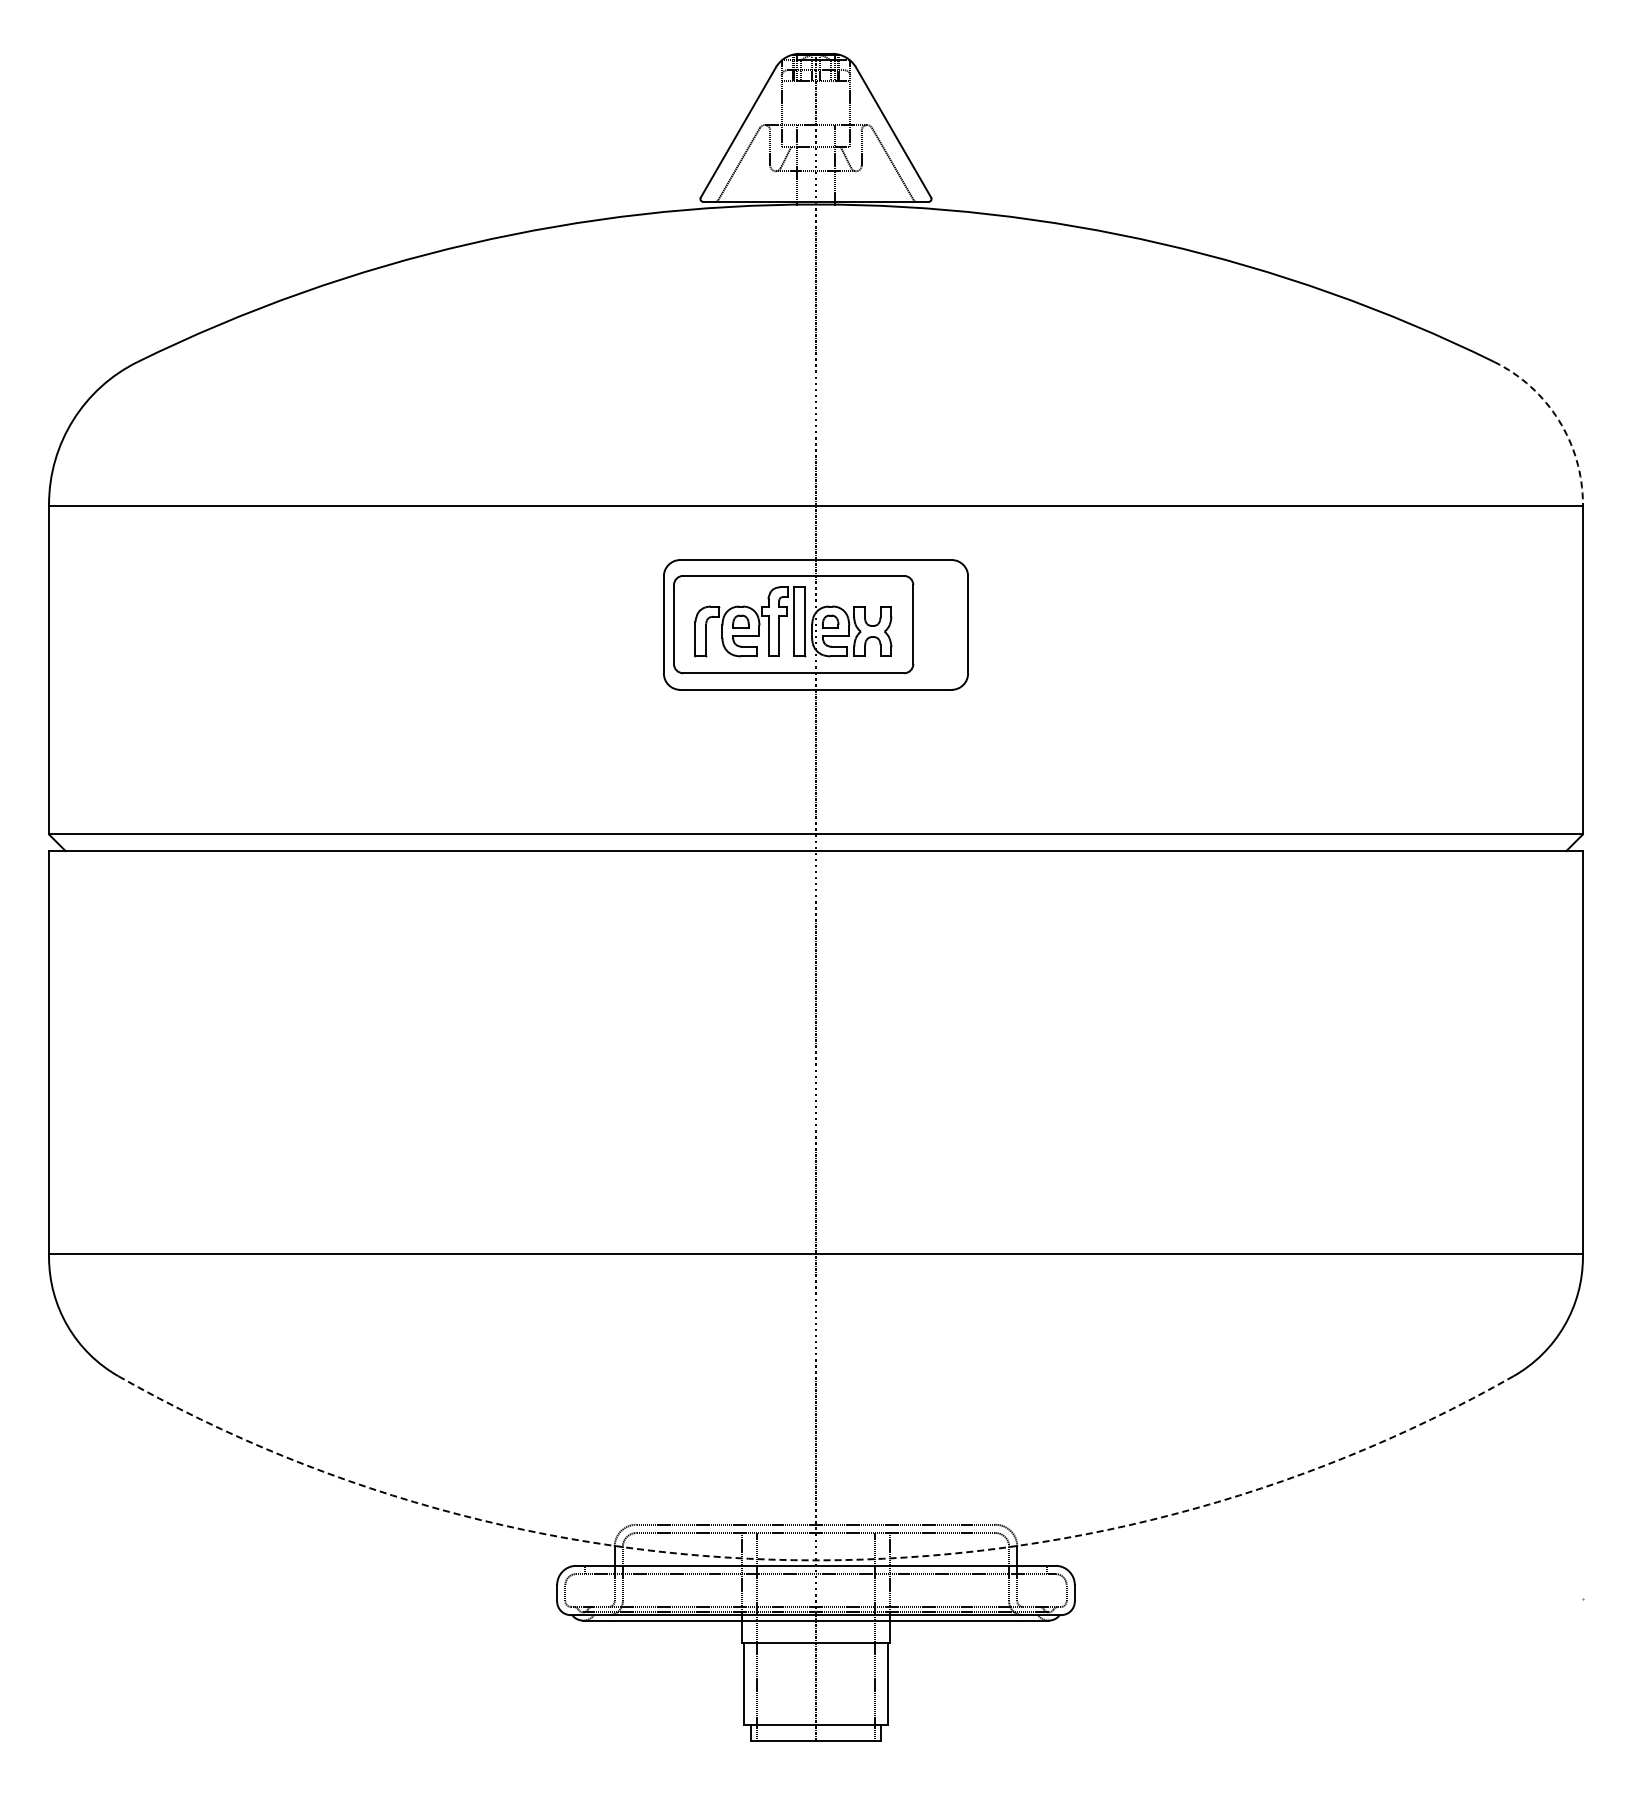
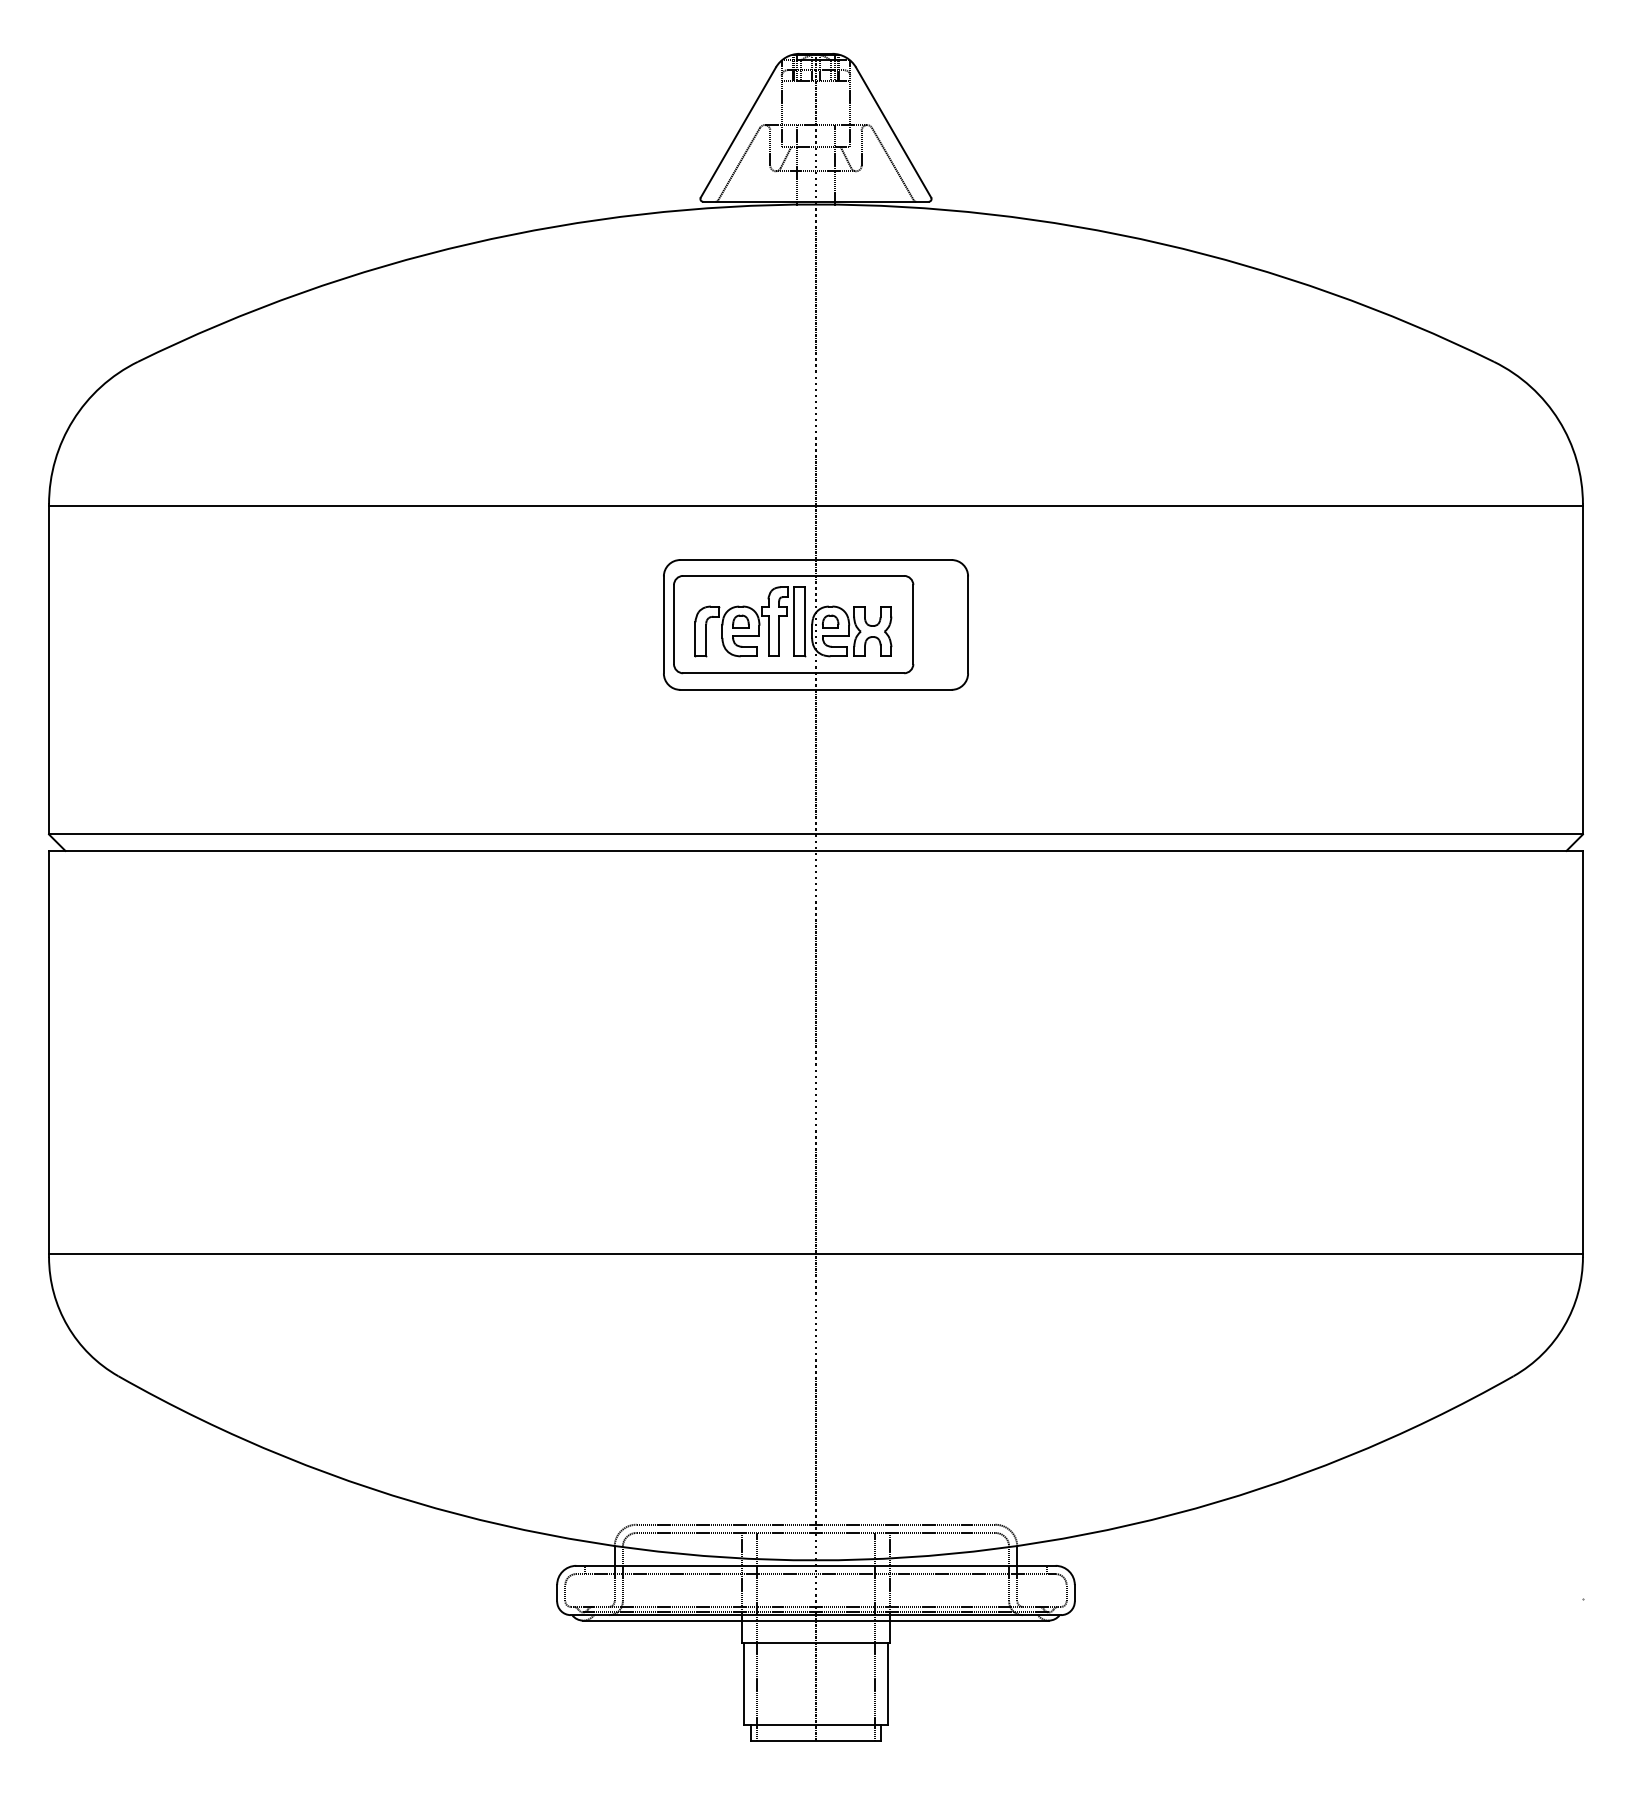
arc: dashed -> solid (1558, 420)
arc: dashed -> solid (815, 1560)
